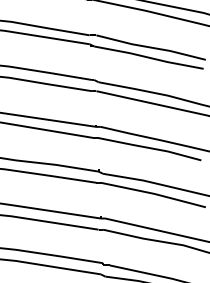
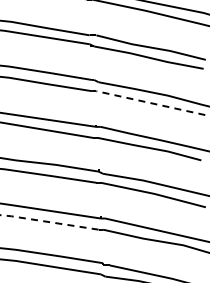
line: solid -> dashed (152, 103)
line: solid -> dashed (48, 222)
